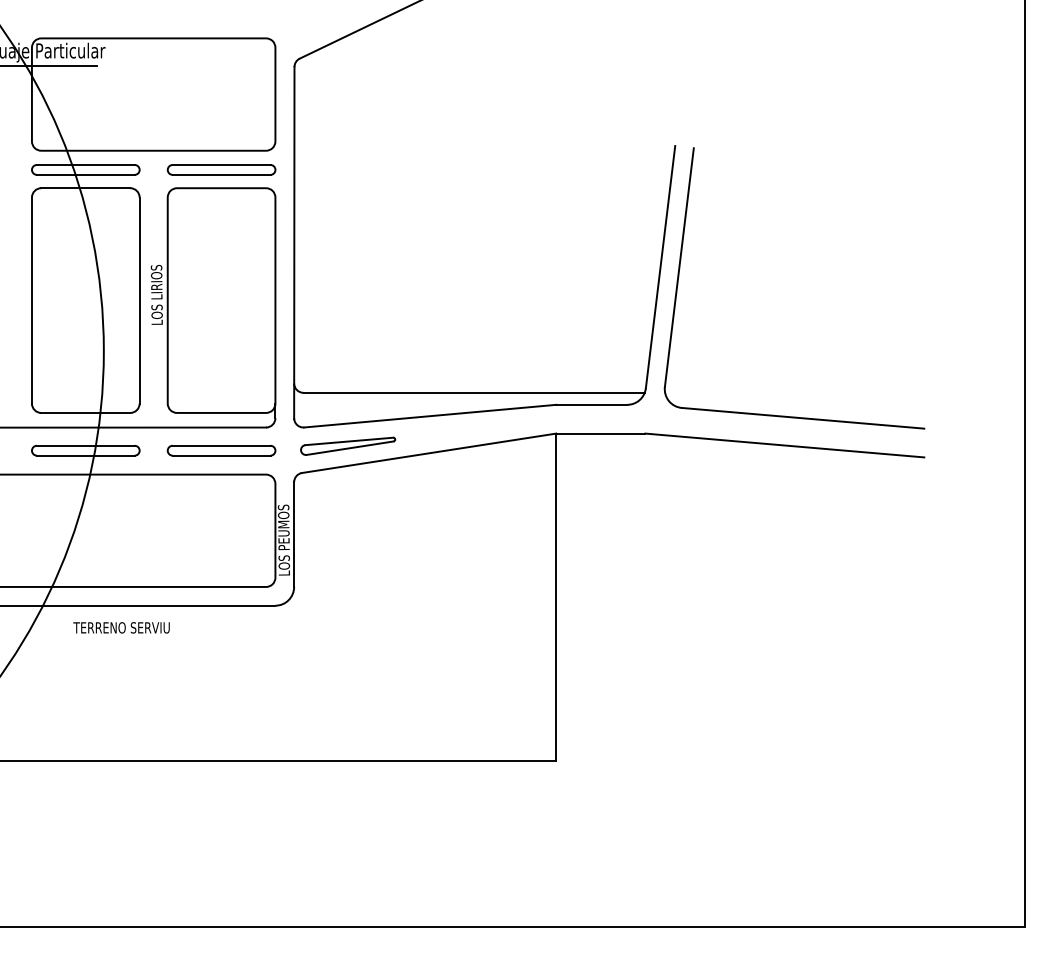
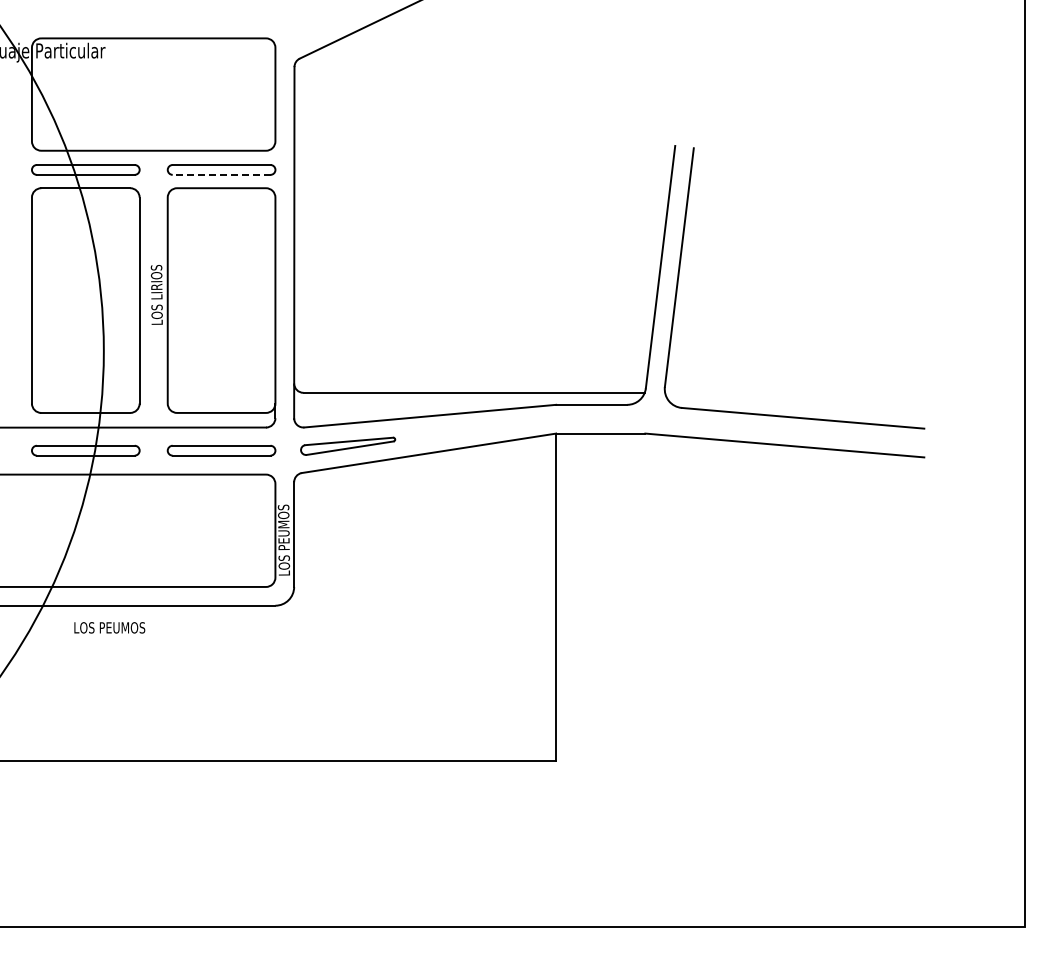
line: present -> none (49, 65)
line: solid -> dashed (221, 174)
text: TERRENO SERVIU -> LOS PEUMOS (121, 627)
